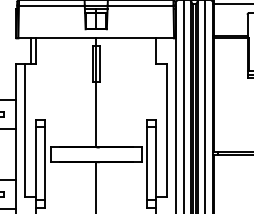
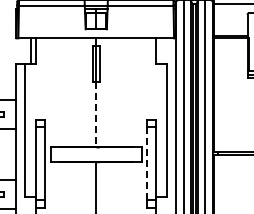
line: solid -> dashed (96, 114)
line: solid -> dashed (147, 163)
